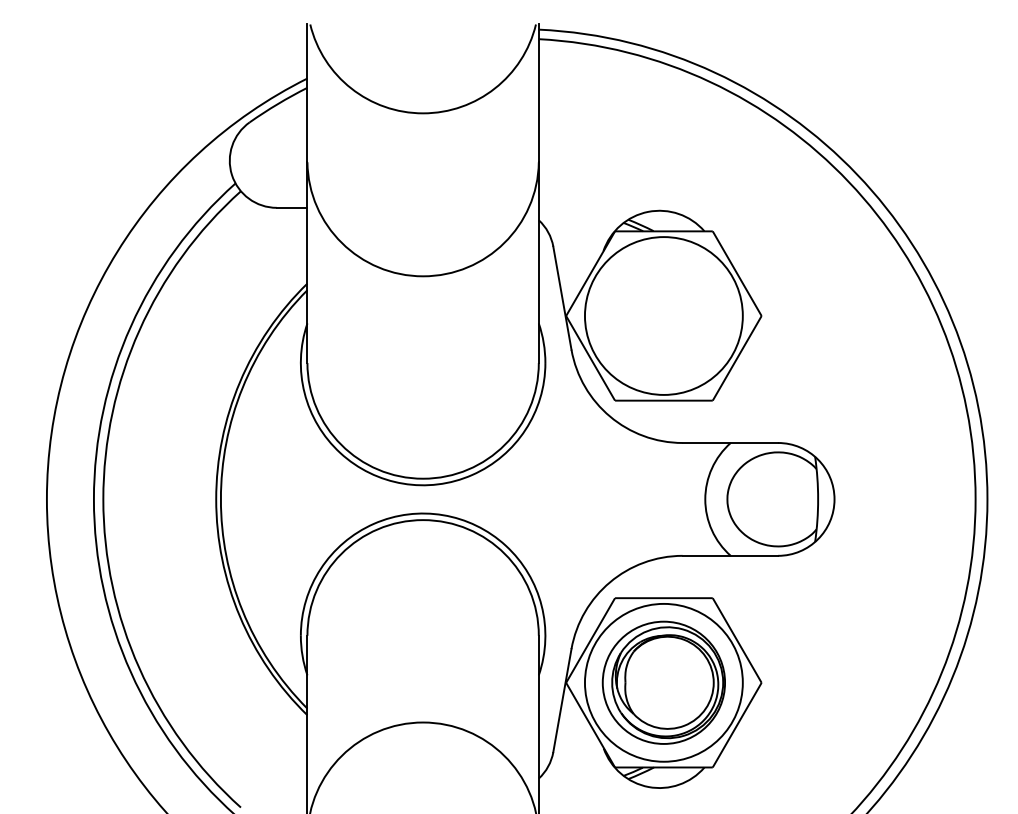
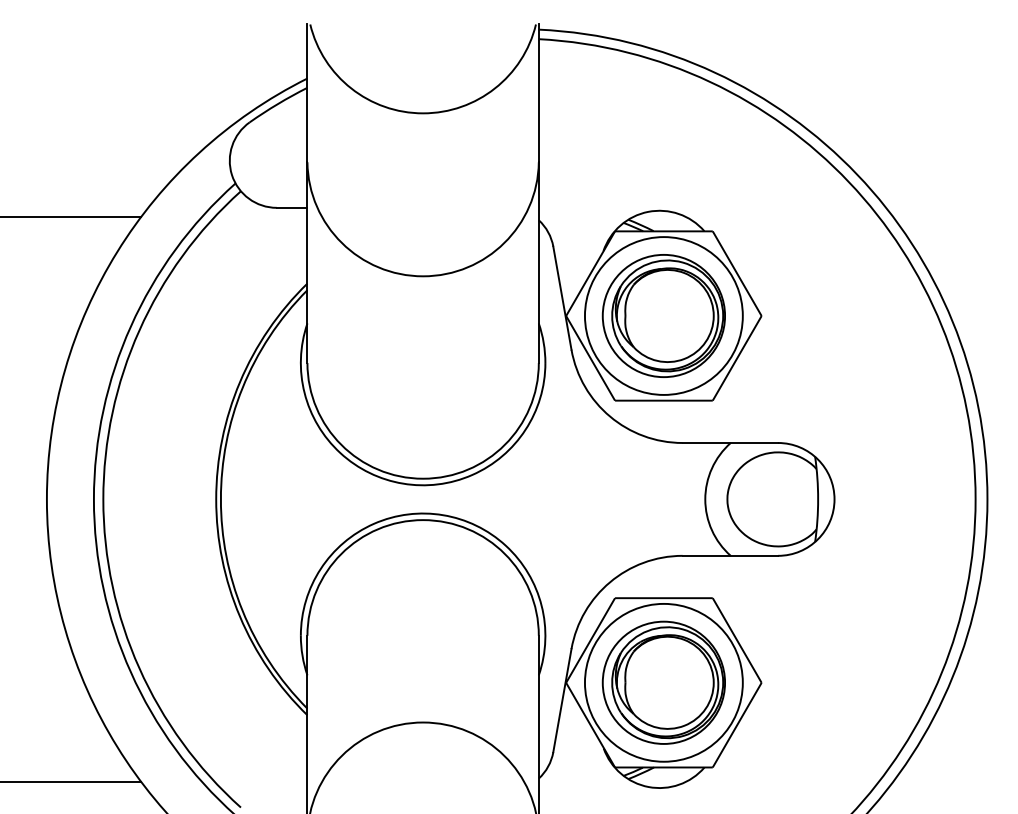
line: none -> present (71, 217)
part: none -> present (663, 315)
line: none -> present (71, 781)
